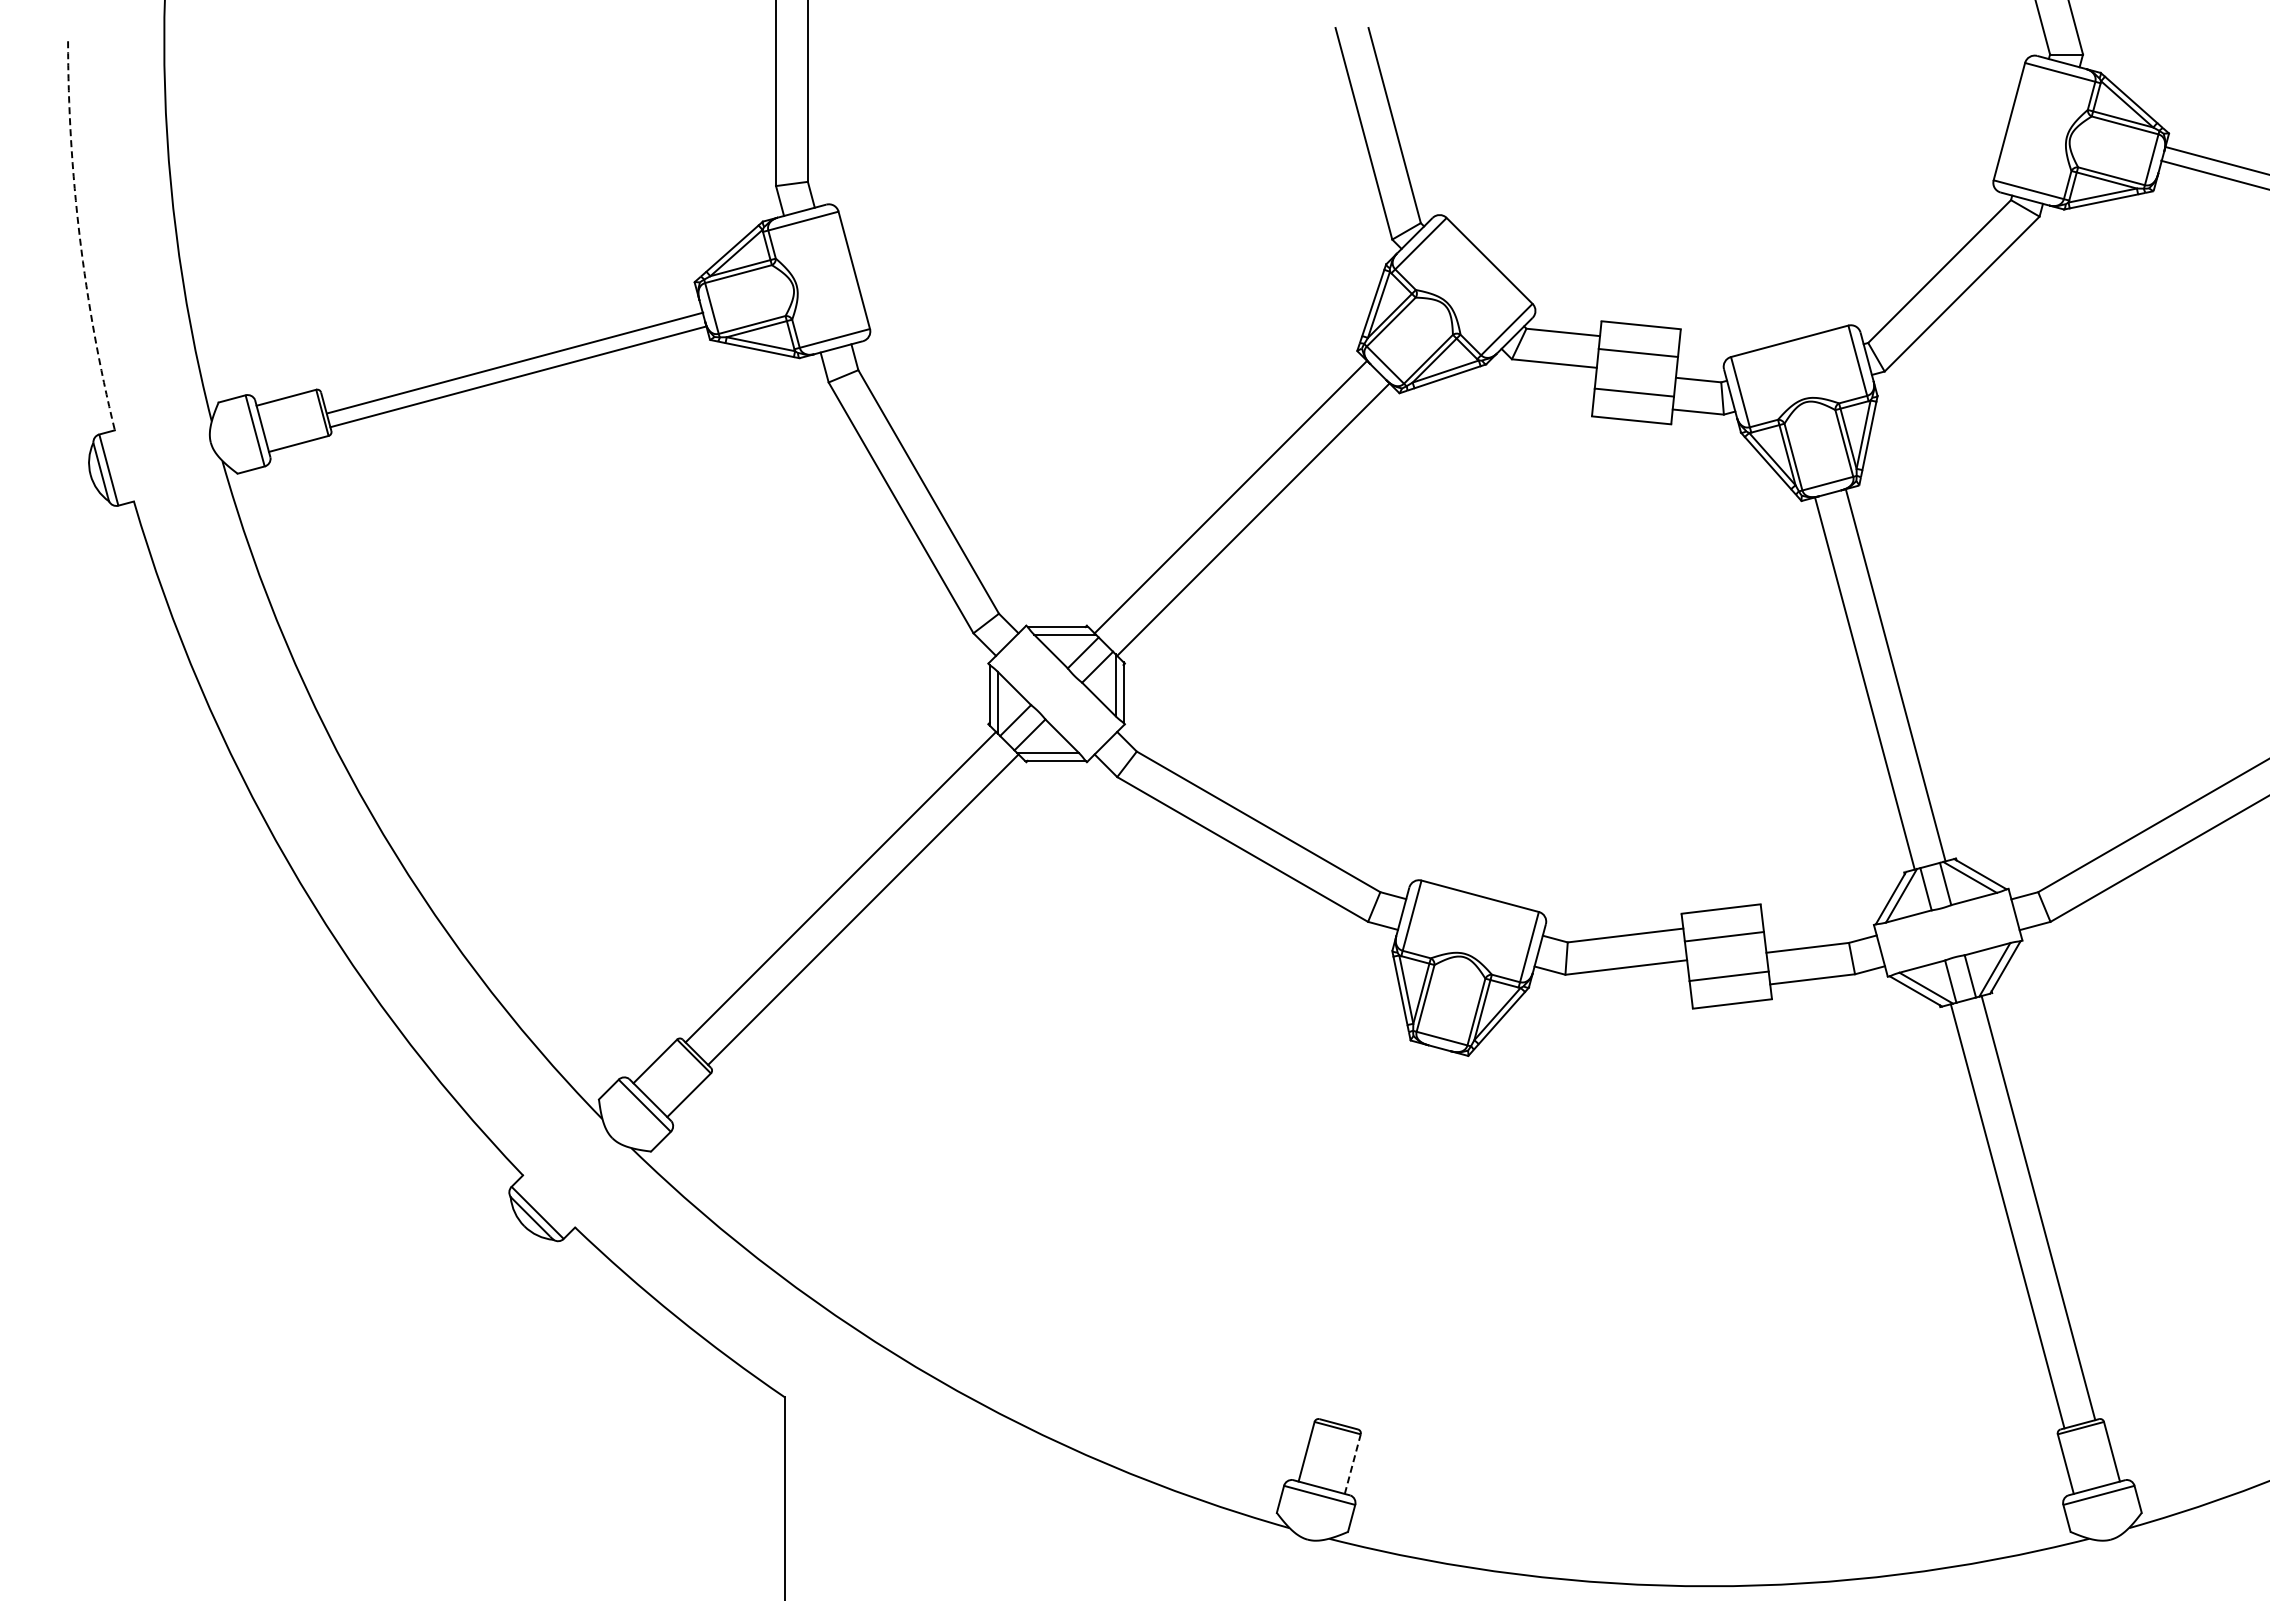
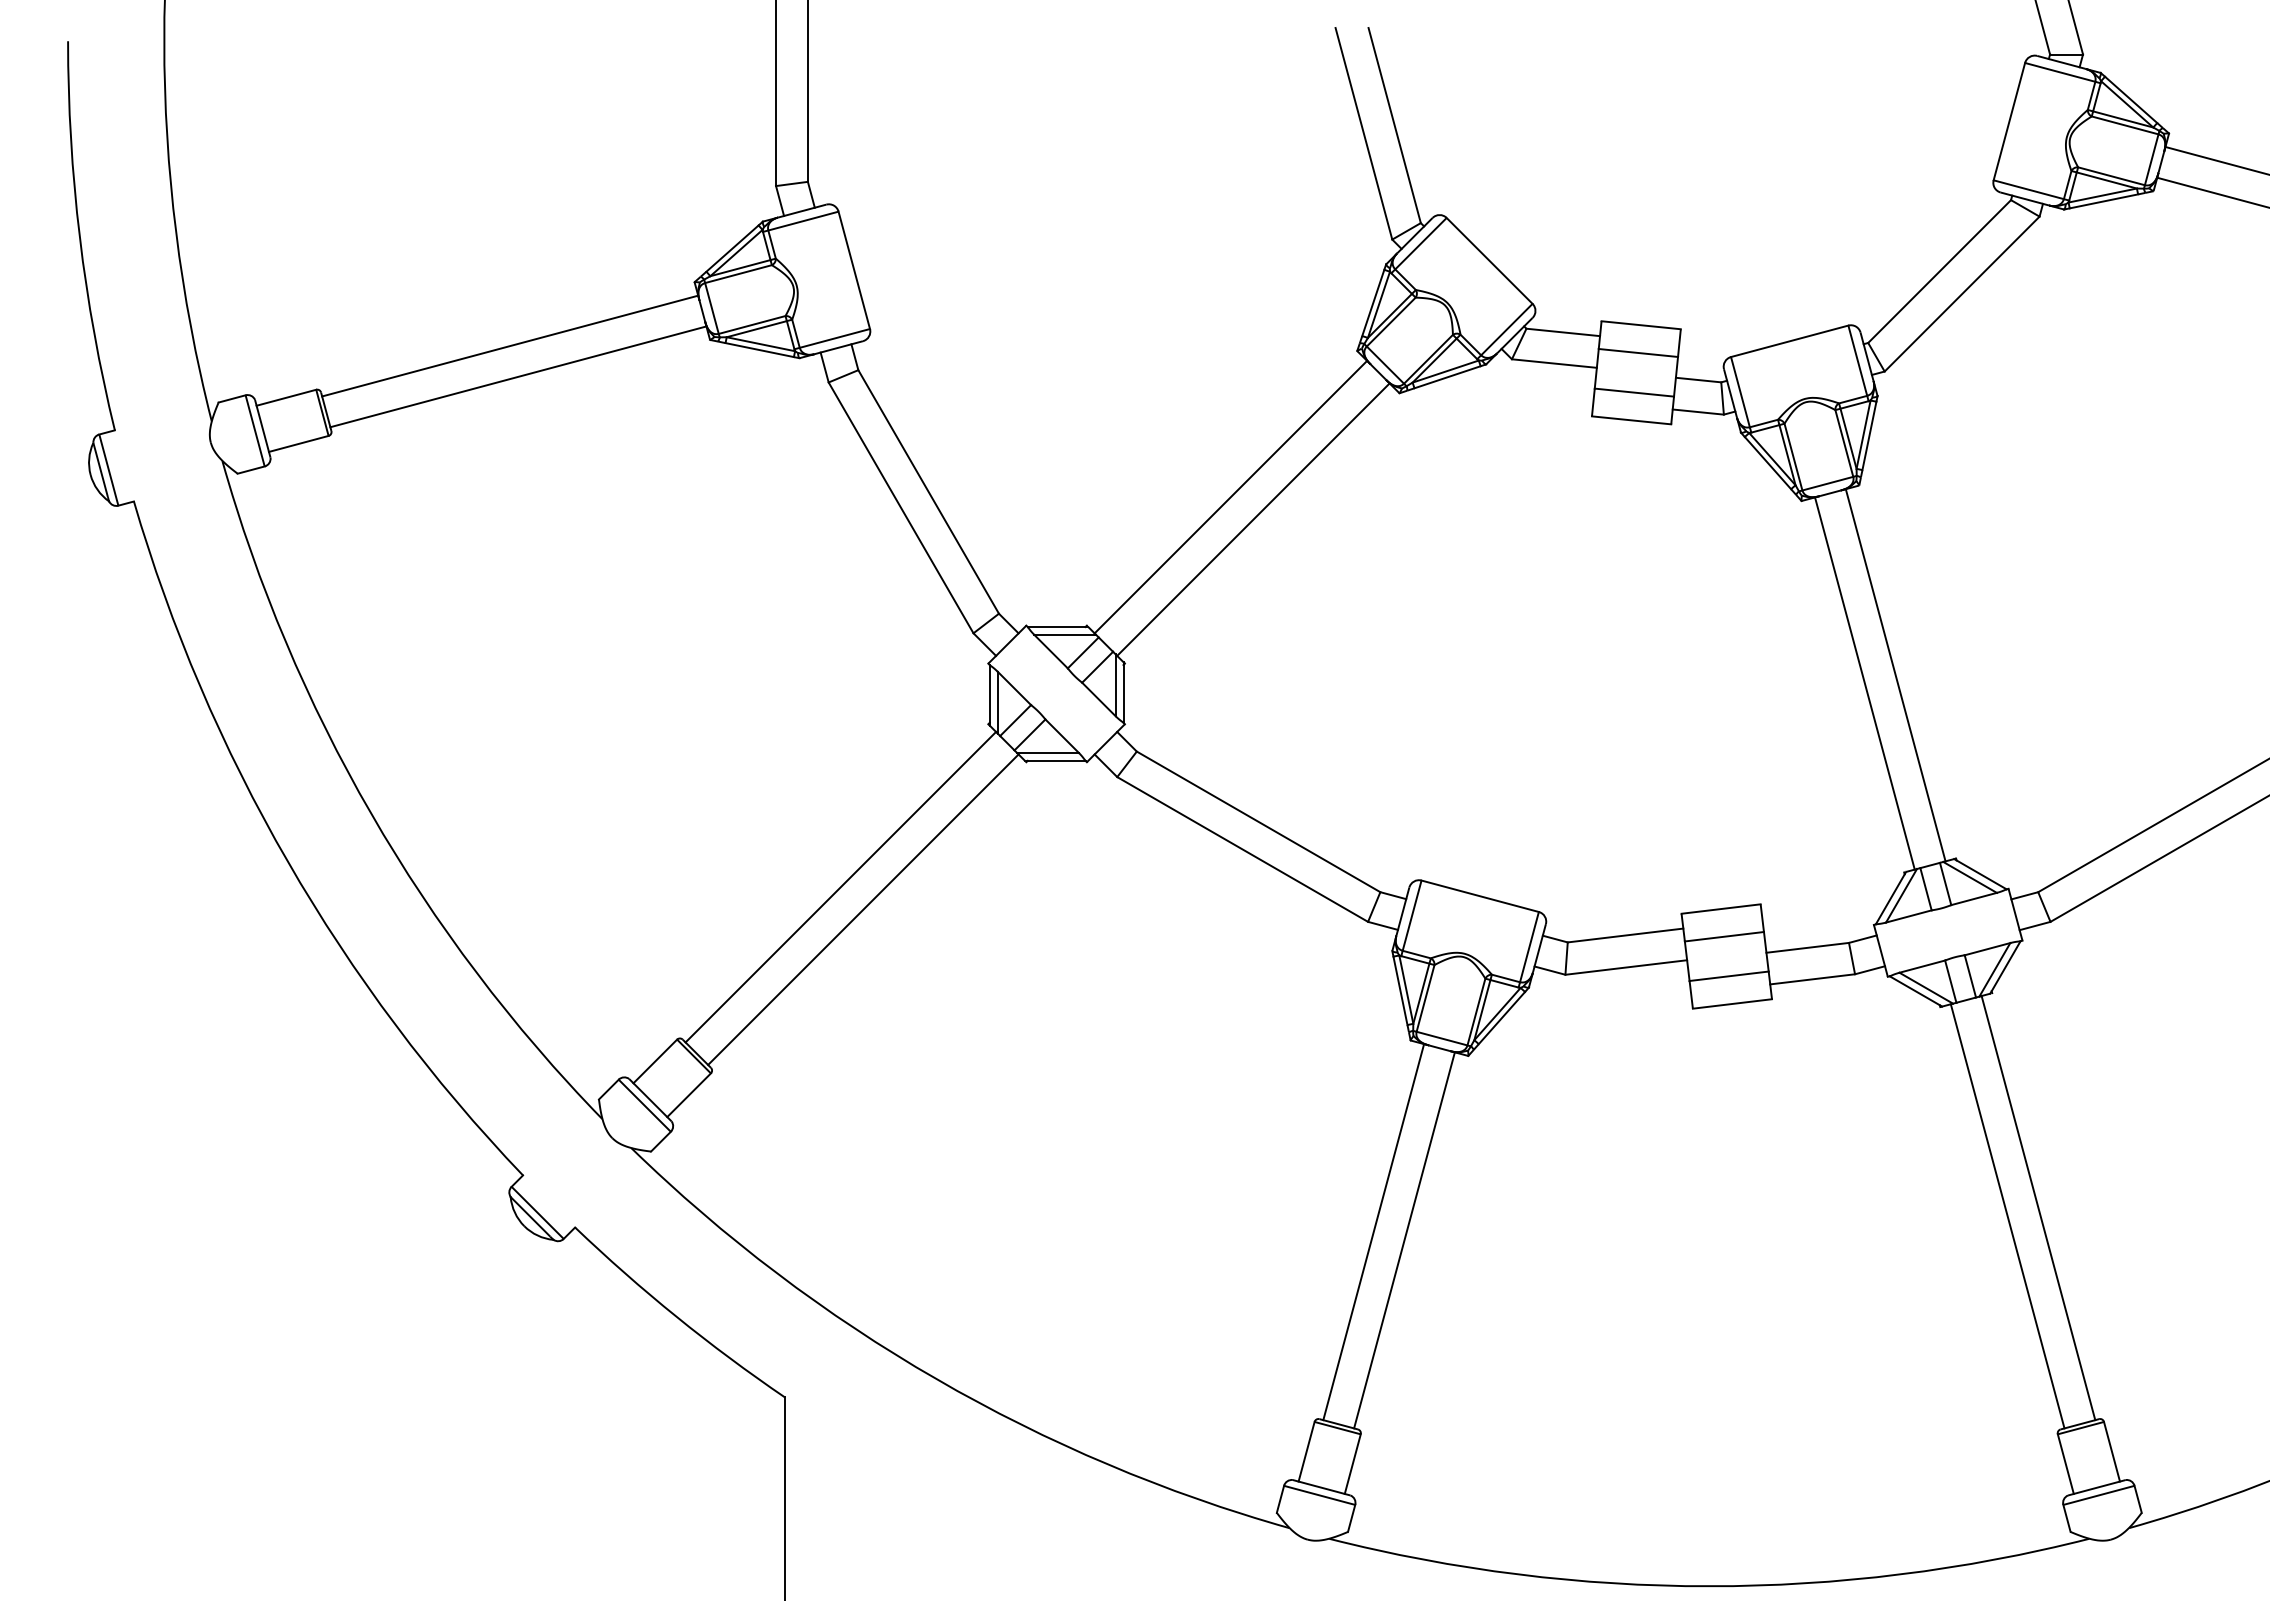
line position: (2213, 174) -> (2211, 192) (2211, 192)
arc: dashed -> solid (79, 237)
line position: (515, 362) -> (510, 345) (510, 345)
line: none -> present (1373, 1232)
line: none -> present (1404, 1240)
line: dashed -> solid (1352, 1464)
